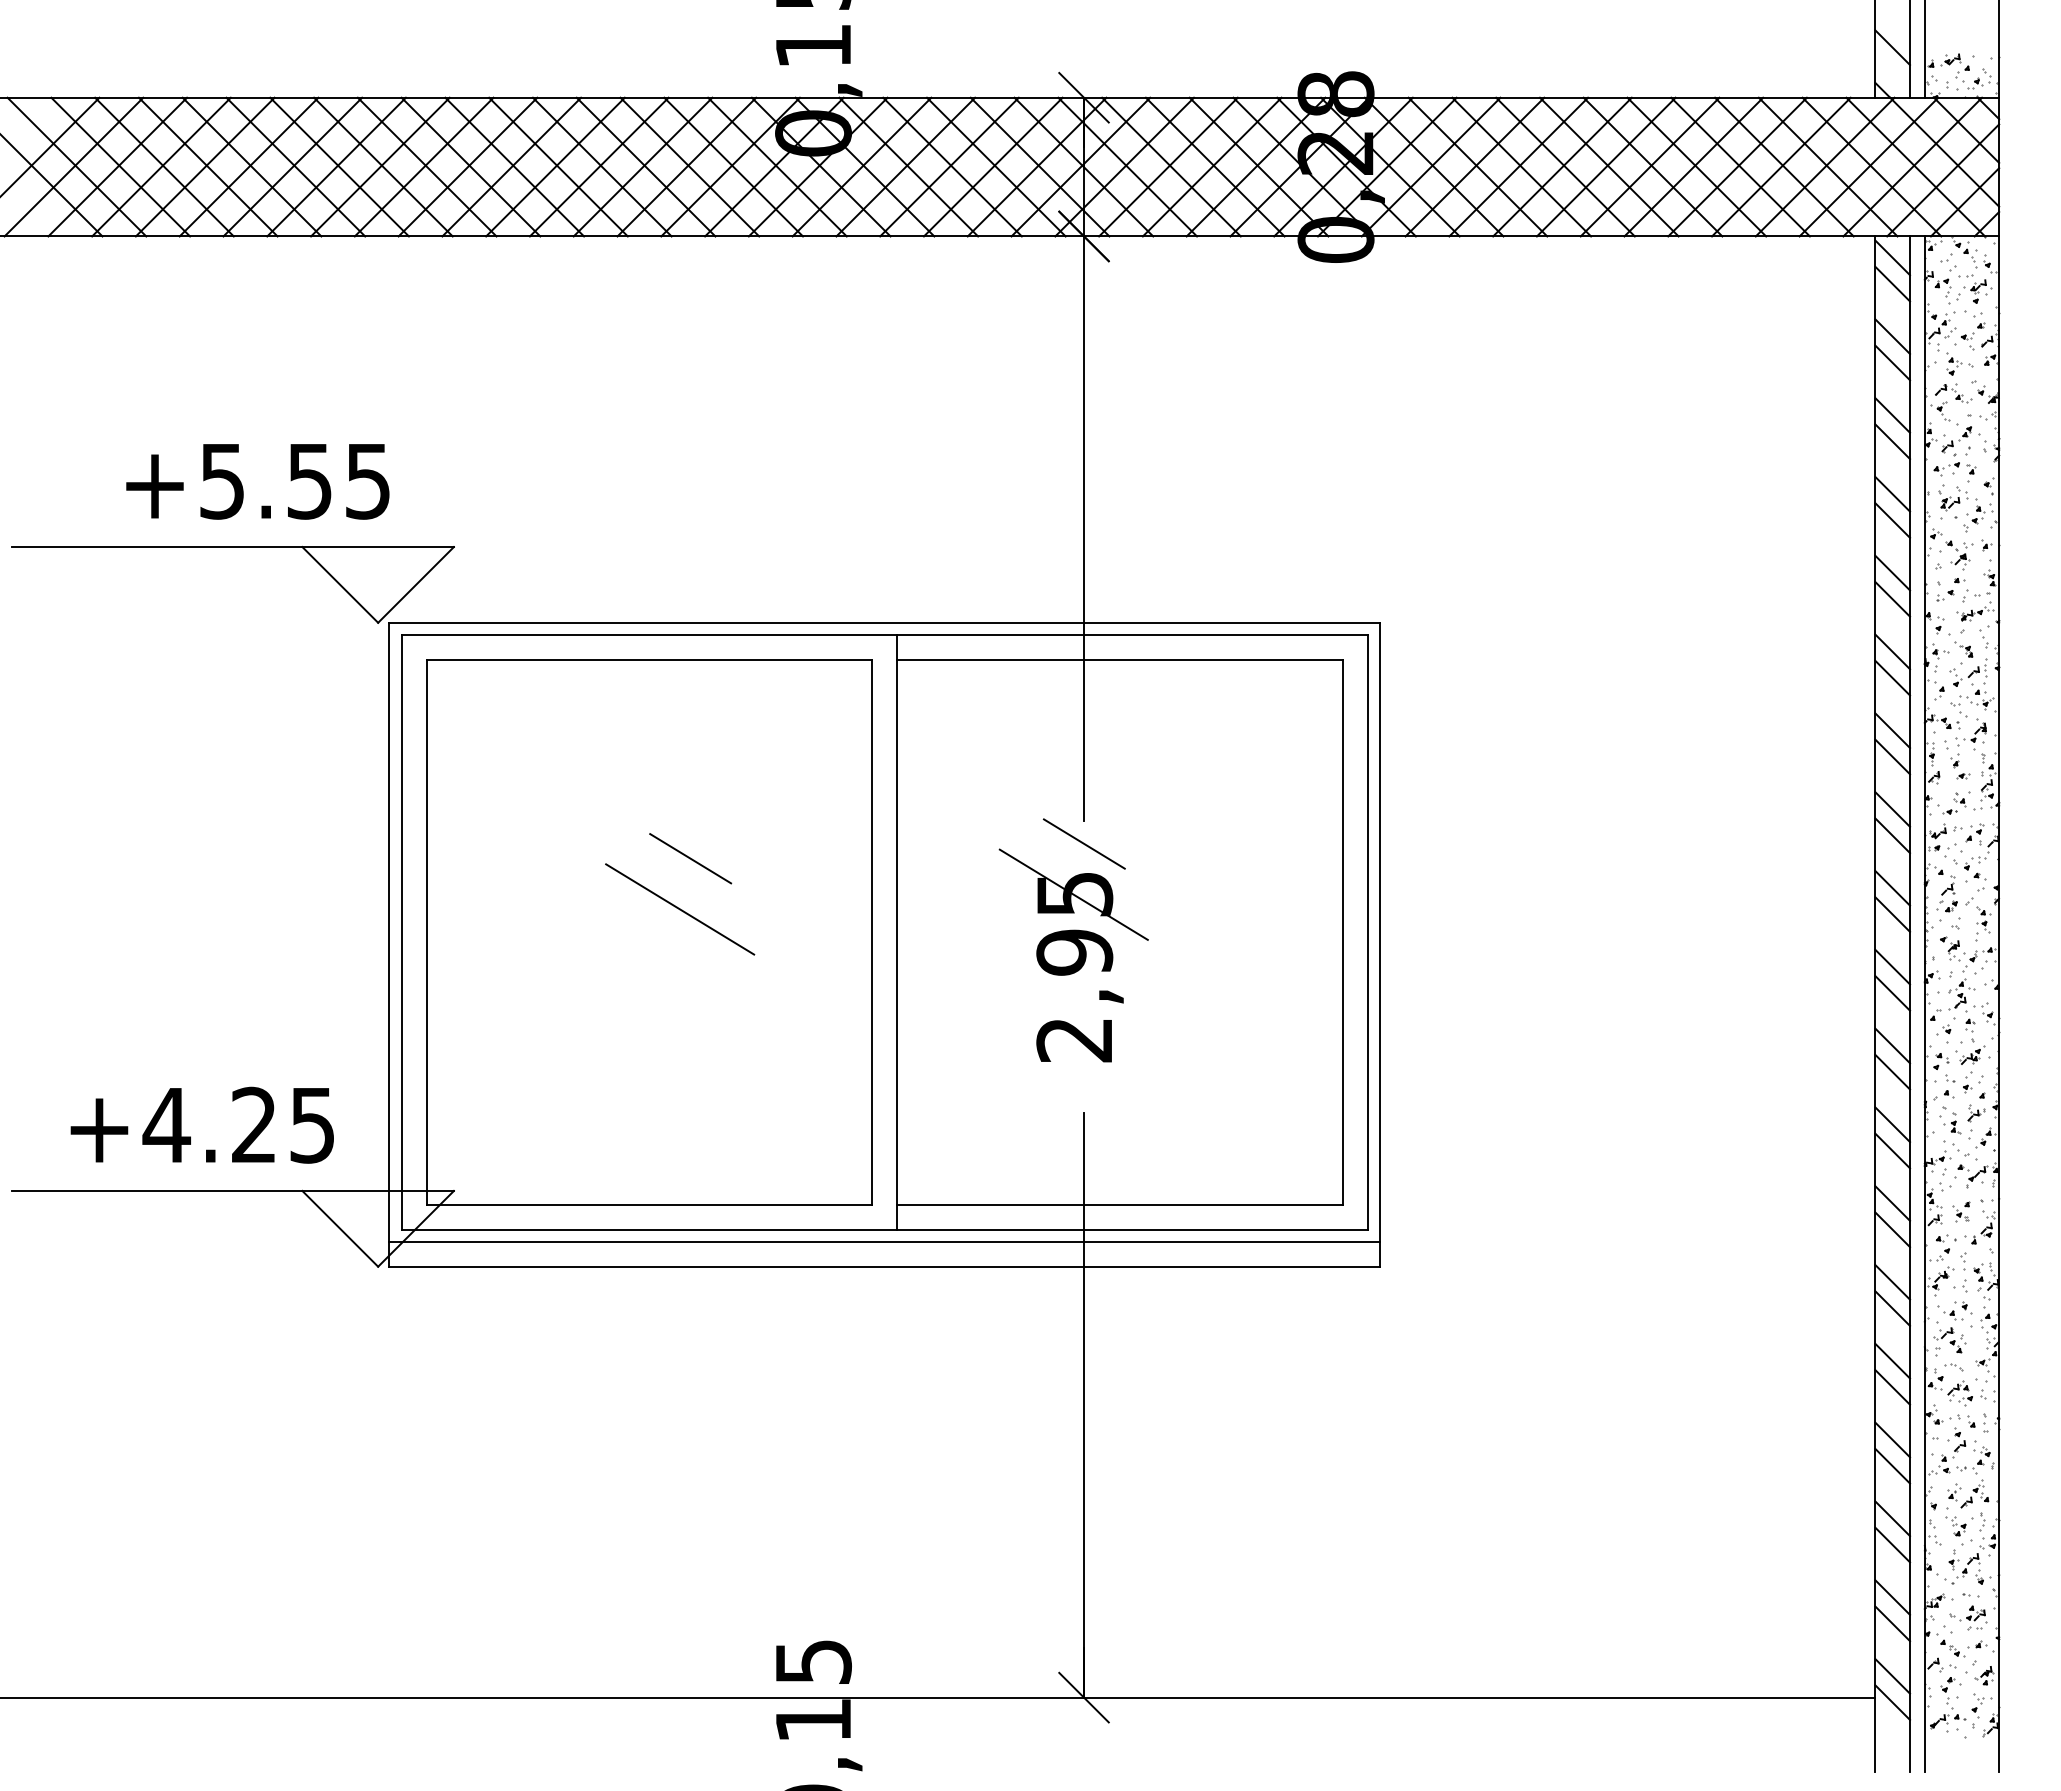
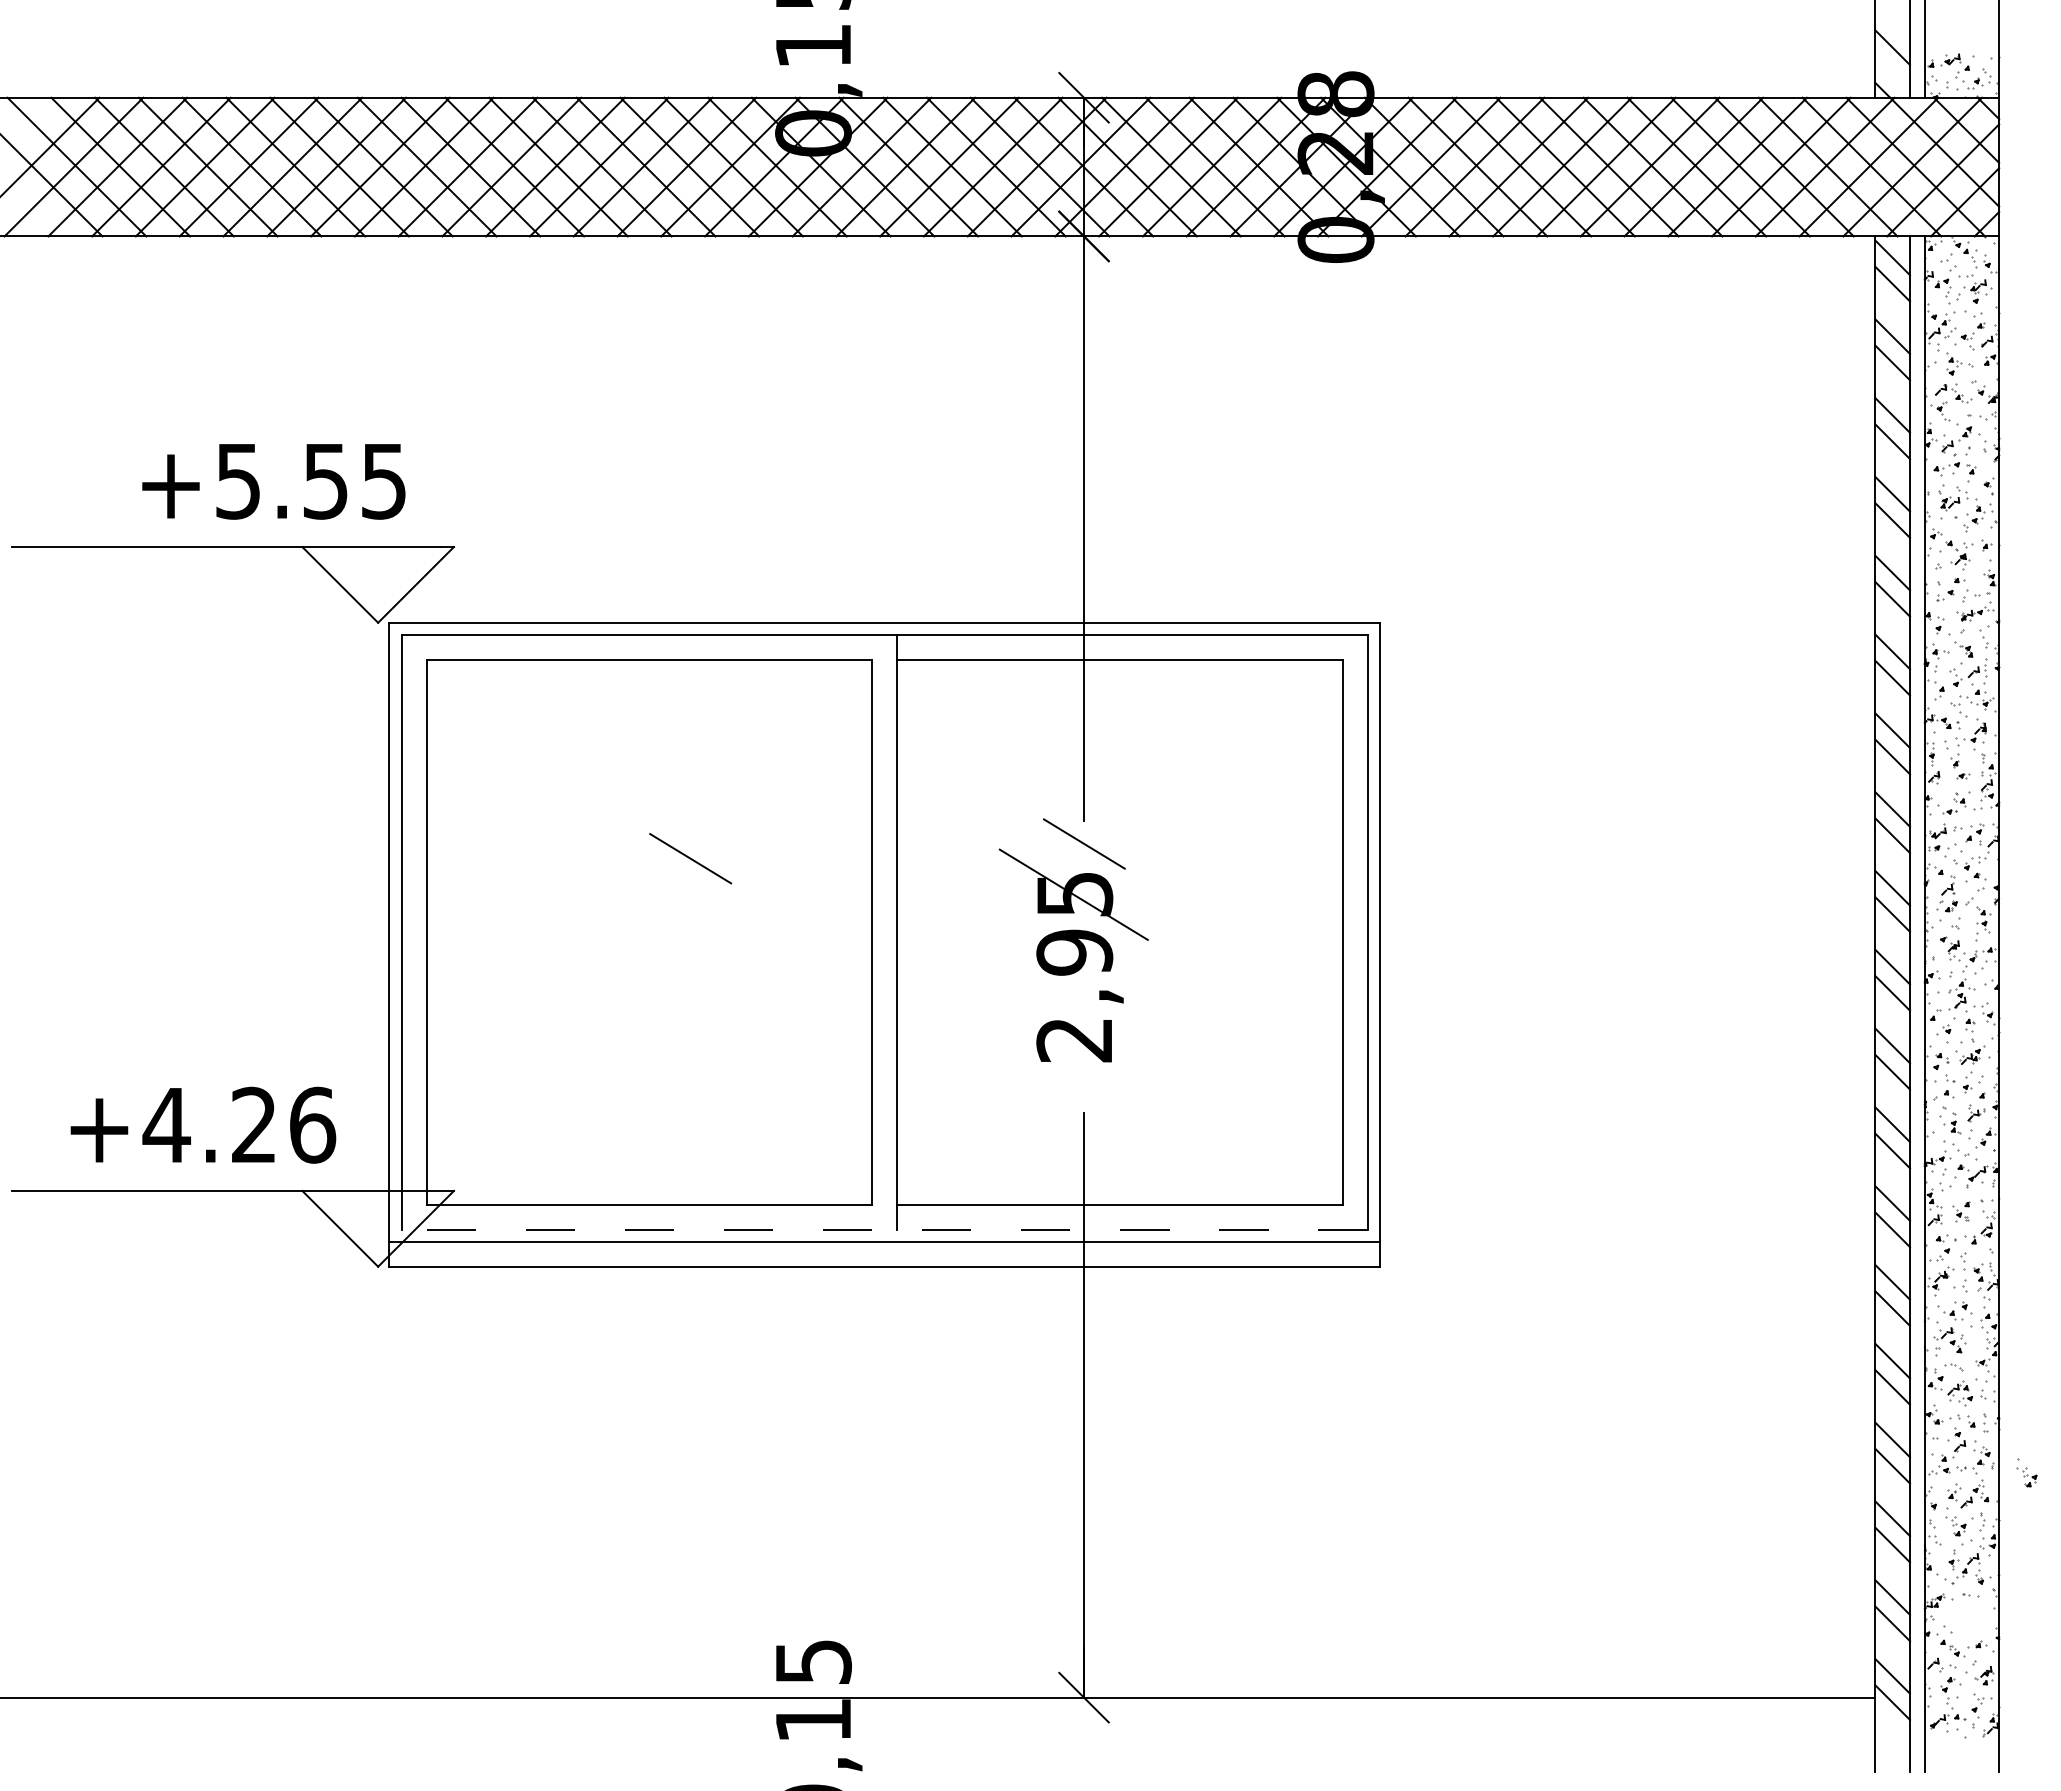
text position: (257, 481) -> (273, 481) (273, 481)
line: present -> none (680, 909)
text: +4.25 -> +4.26 (313, 1124)
line: solid -> dashed (884, 1229)
part: none -> present (2026, 1472)
part: present -> none (1968, 1617)
